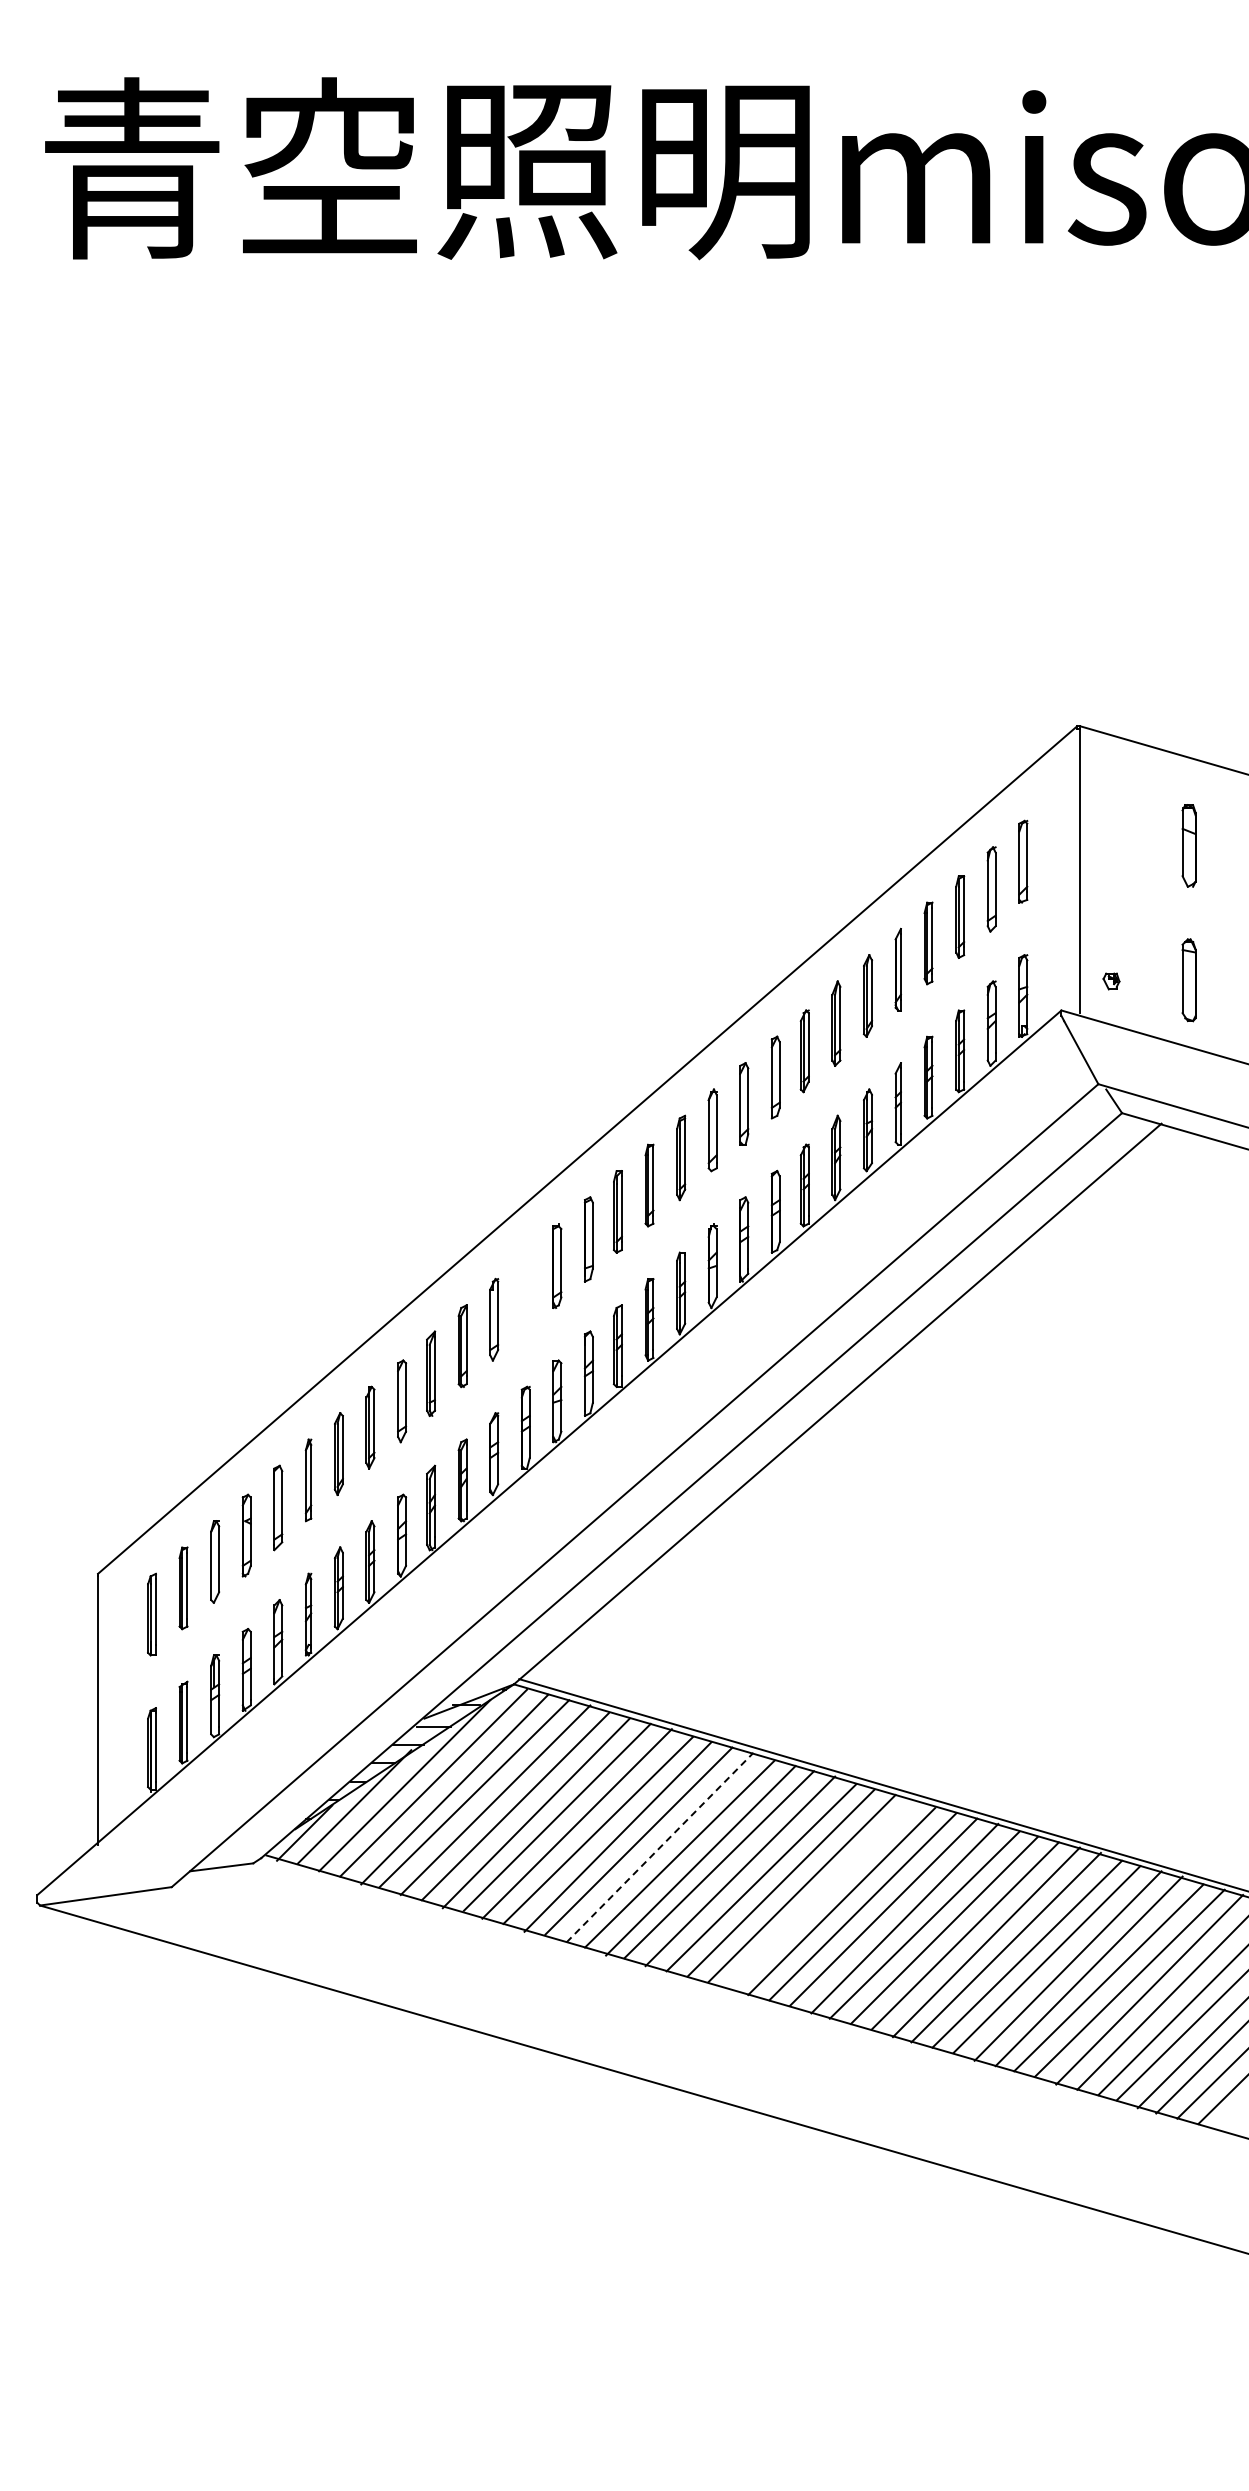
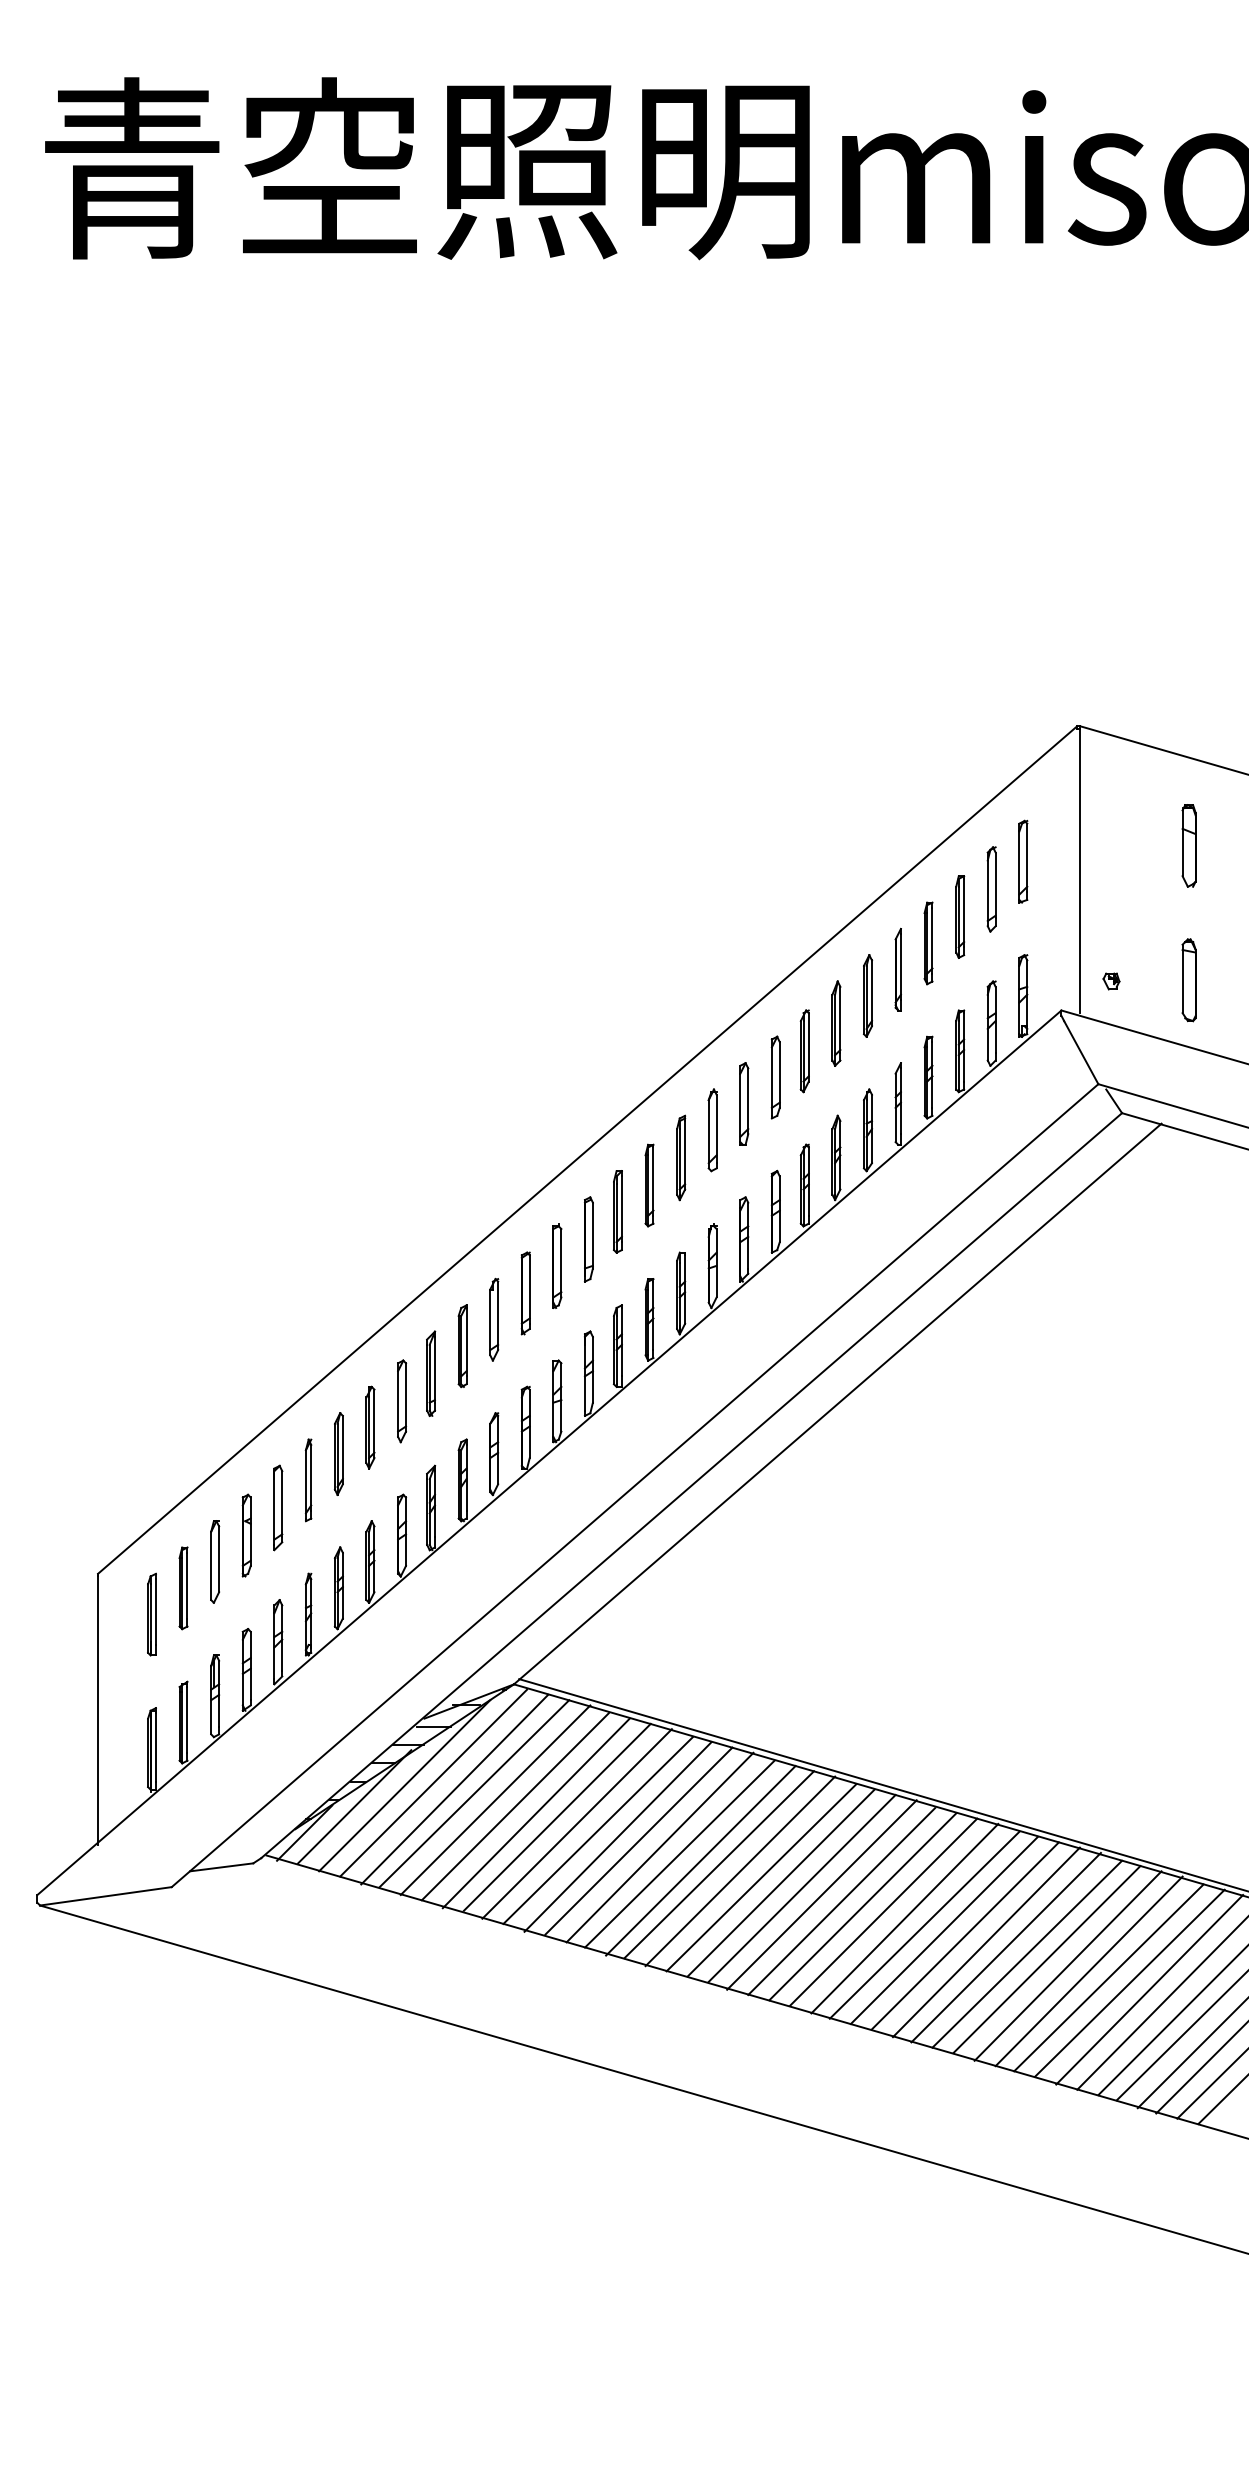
part: none -> present (525, 1293)
line: dashed -> solid (660, 1847)
line: none -> present (821, 1894)
